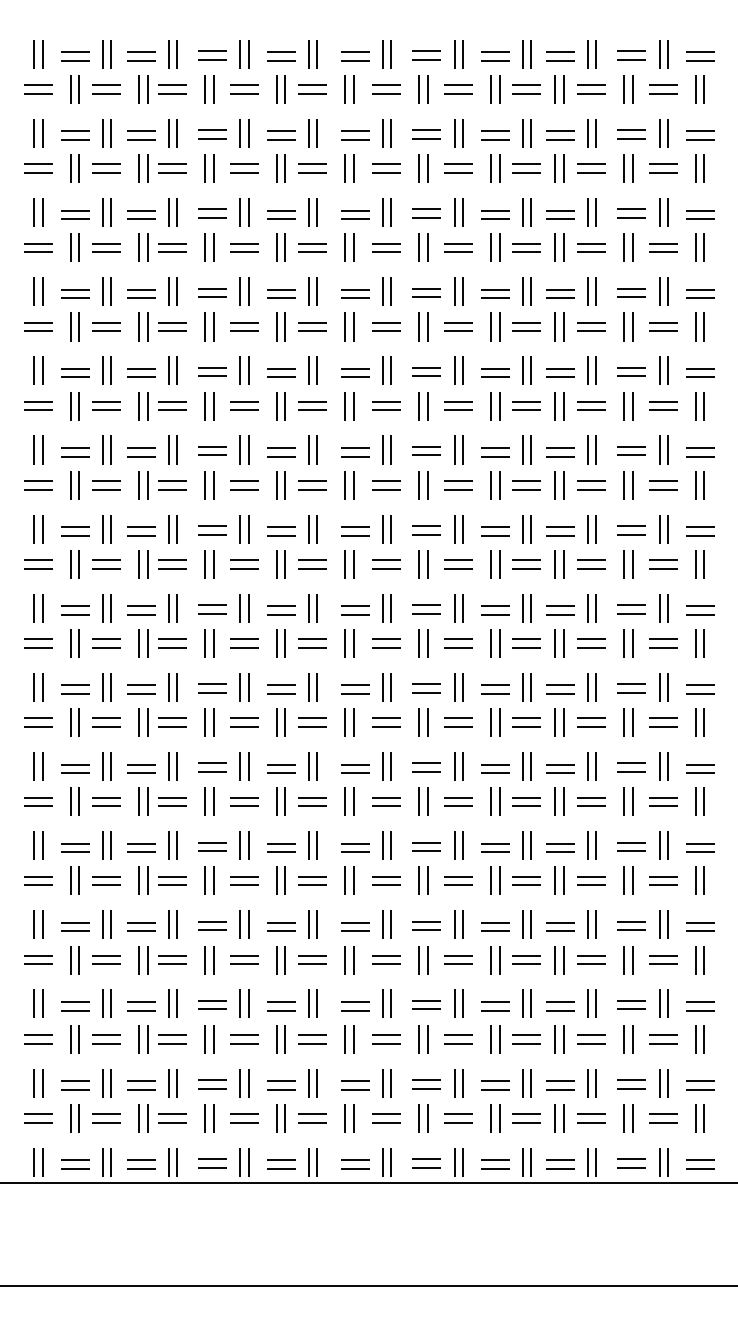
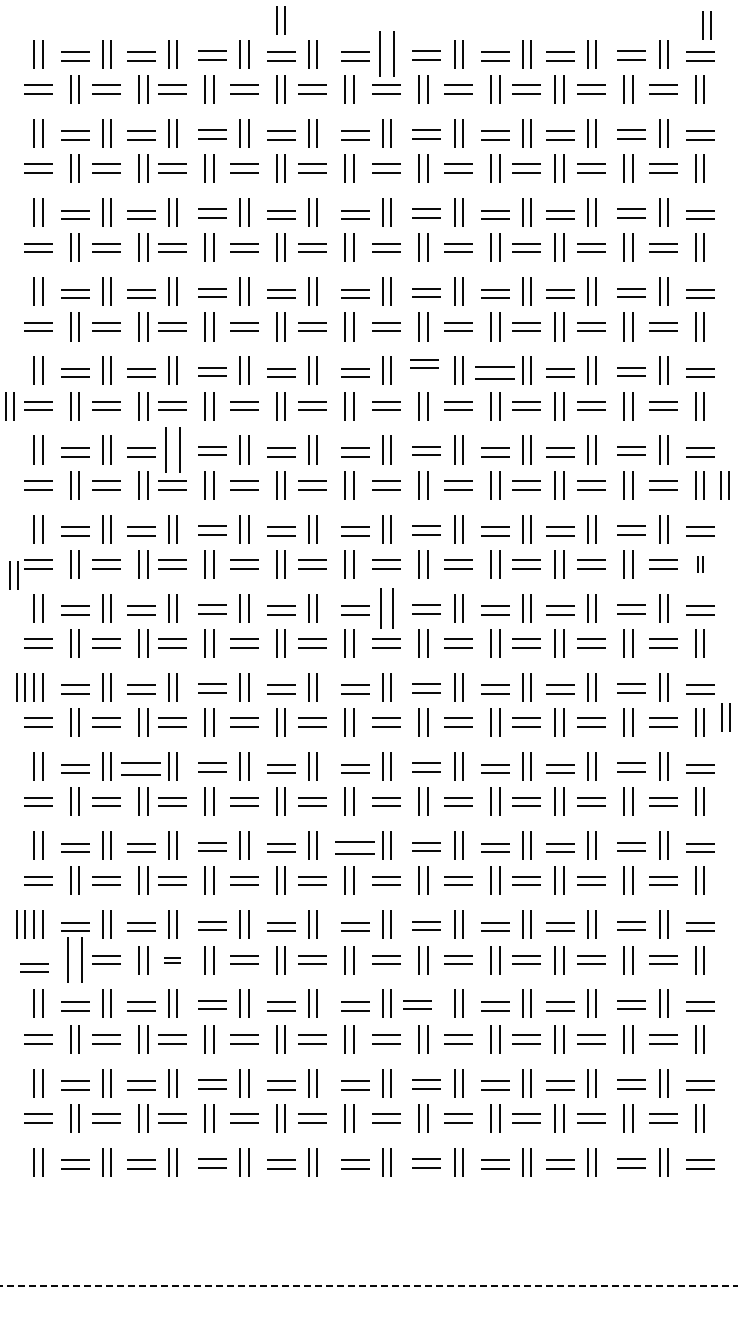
part: none -> present (280, 20)
part: none -> present (706, 25)
part size: 10x29 px -> 16x46 px (386, 53)
part position: (426, 371) -> (424, 363) (424, 363)
part size: 29x10 px -> 40x14 px (494, 372)
part: none -> present (9, 406)
part size: 10x30 px -> 16x46 px (172, 449)
part: none -> present (724, 485)
part size: 10x29 px -> 7x17 px (700, 564)
part: none -> present (13, 575)
part size: 10x29 px -> 14x41 px (386, 608)
part: none -> present (20, 687)
part: none -> present (725, 717)
part size: 29x10 px -> 40x14 px (140, 768)
part size: 29x10 px -> 40x14 px (354, 847)
part: none -> present (20, 924)
part position: (38, 959) -> (34, 967) (34, 967)
part size: 29x10 px -> 17x7 px (172, 960)
part size: 10x29 px -> 16x46 px (74, 959)
part position: (426, 1004) -> (417, 1004) (417, 1004)
line: present -> none (368, 1183)
line: solid -> dashed (368, 1286)
